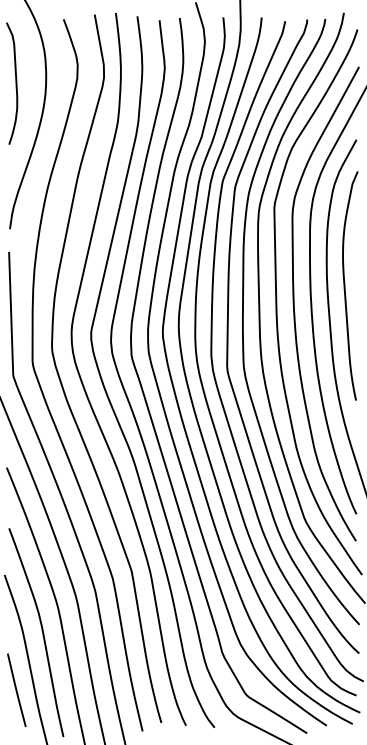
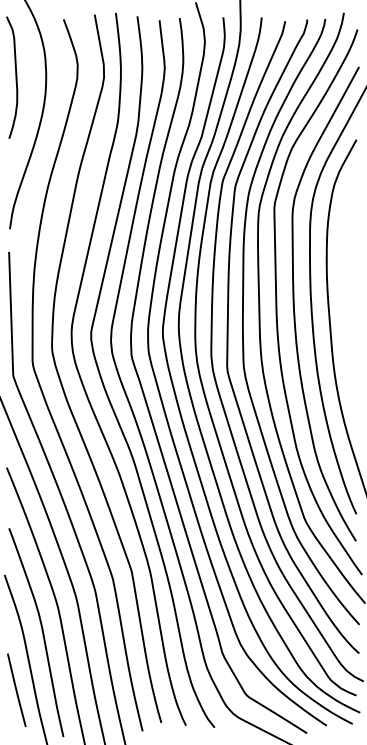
curve position: (15, 83) -> (15, 77) (15, 77)
curve: present -> none (345, 285)
